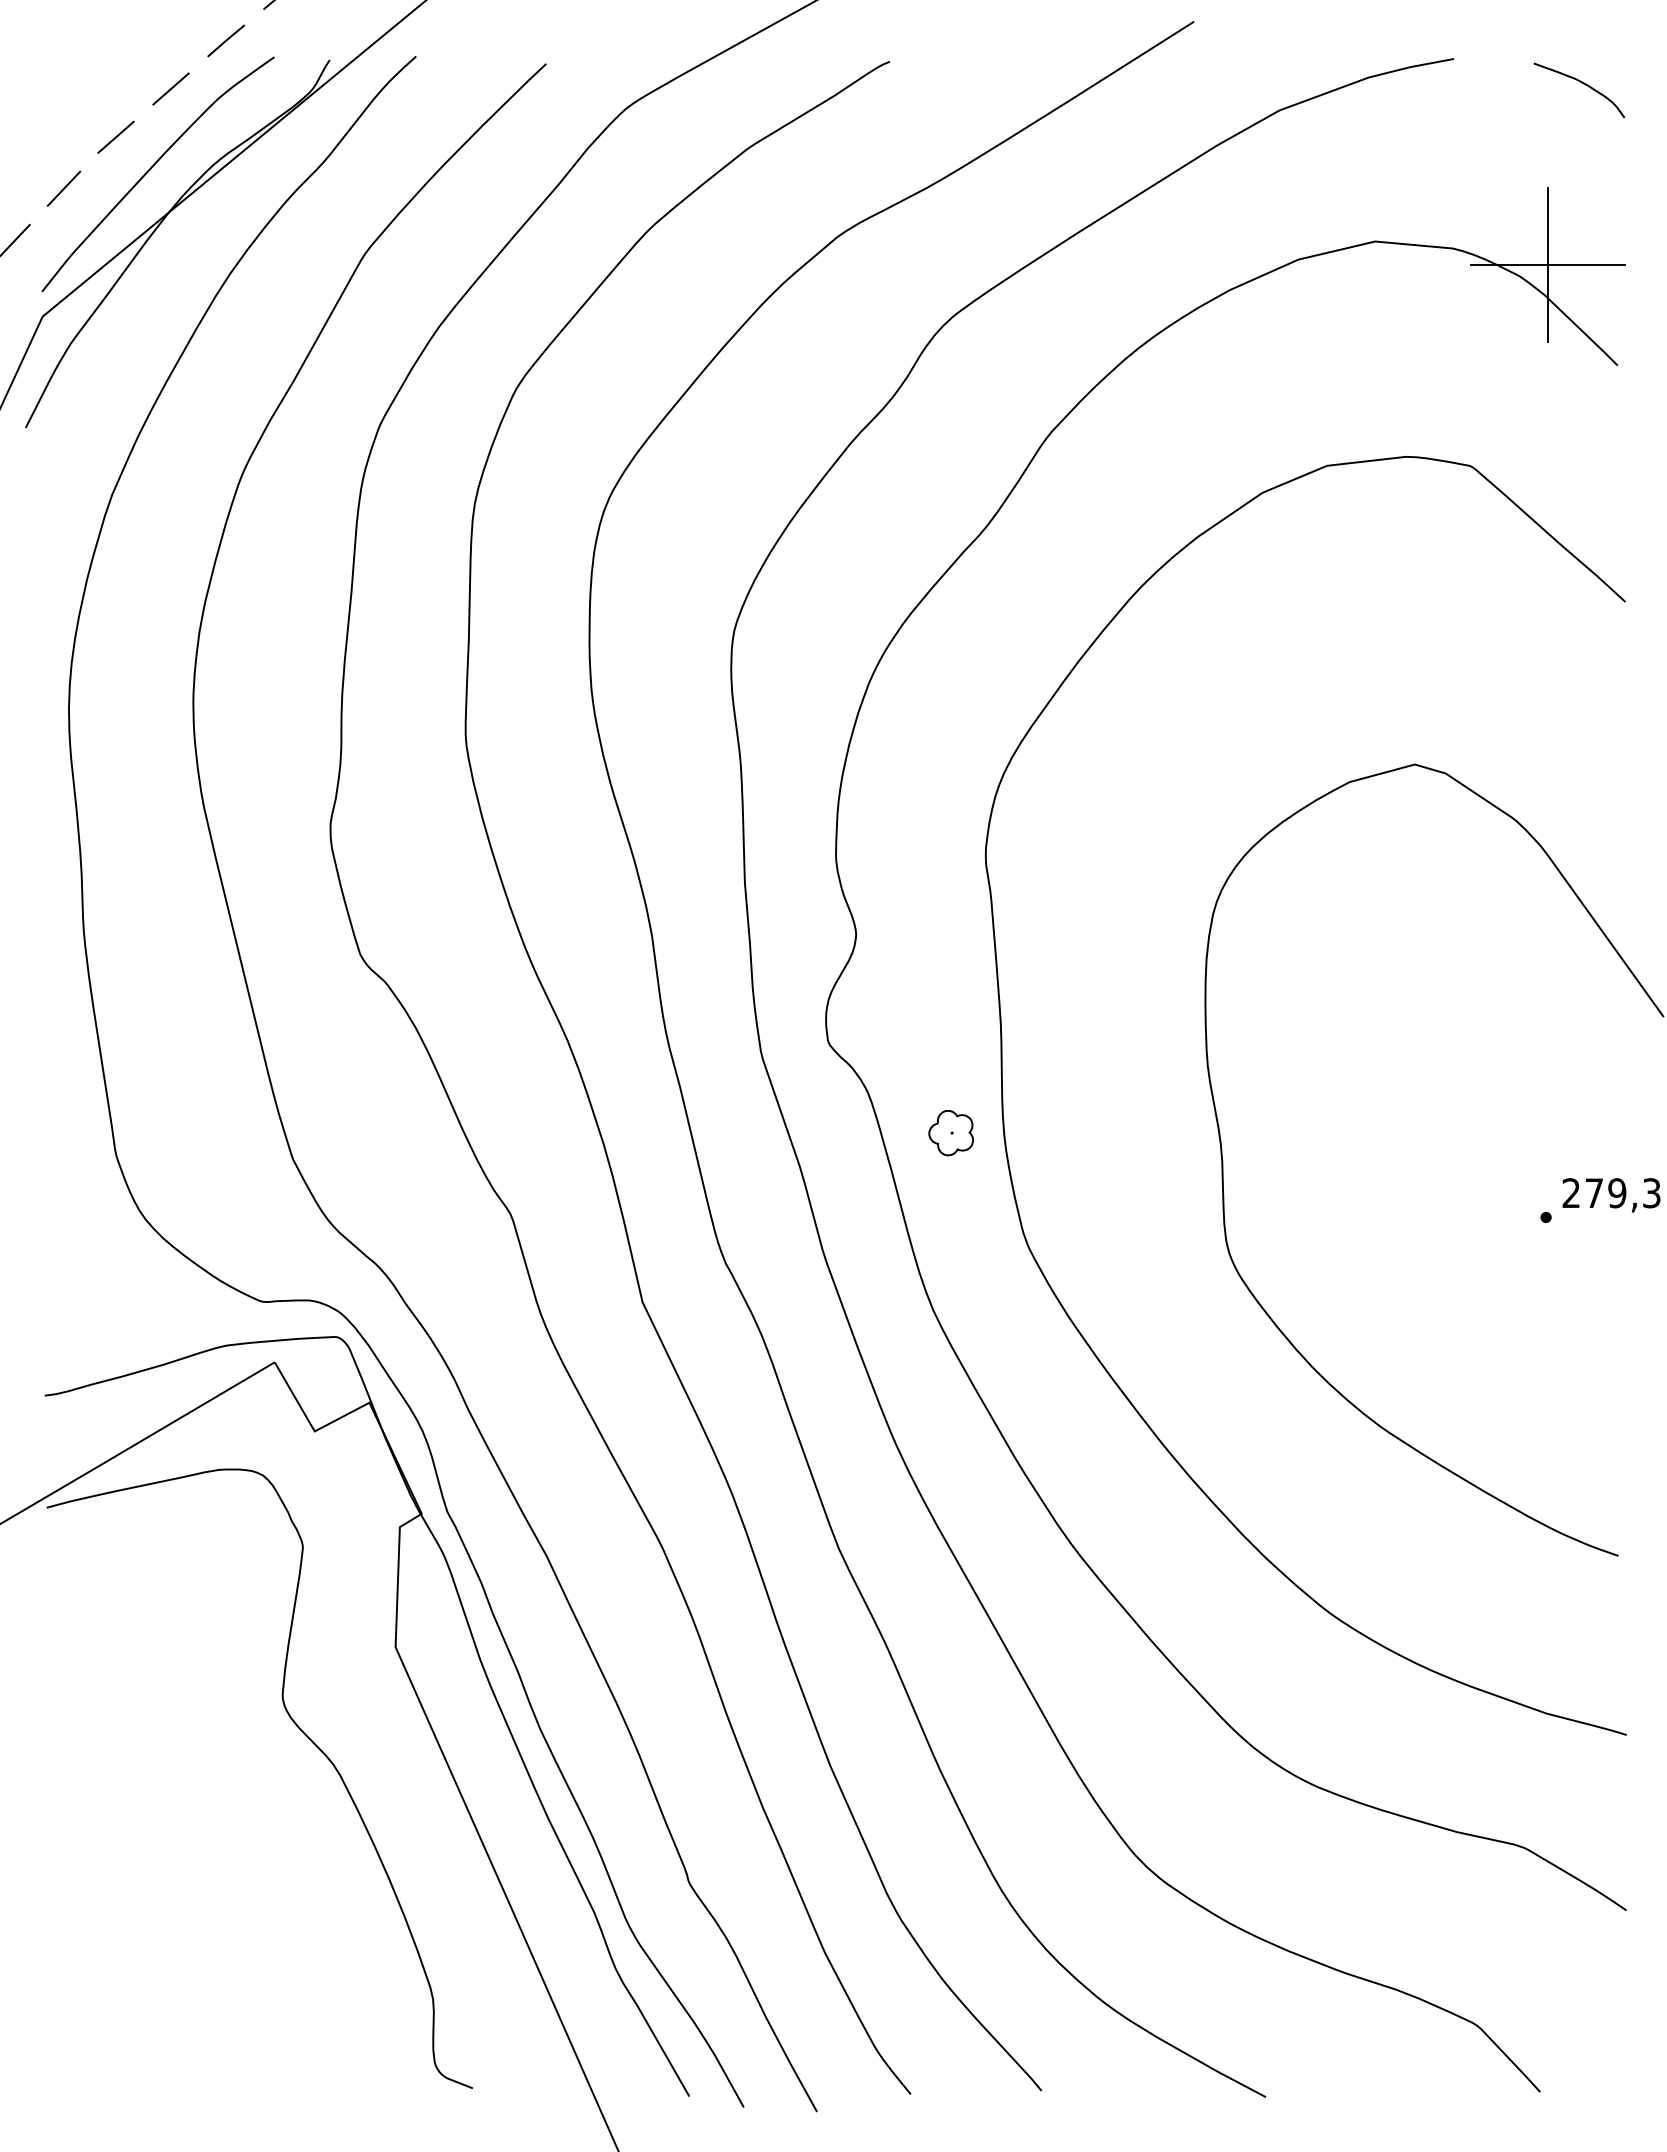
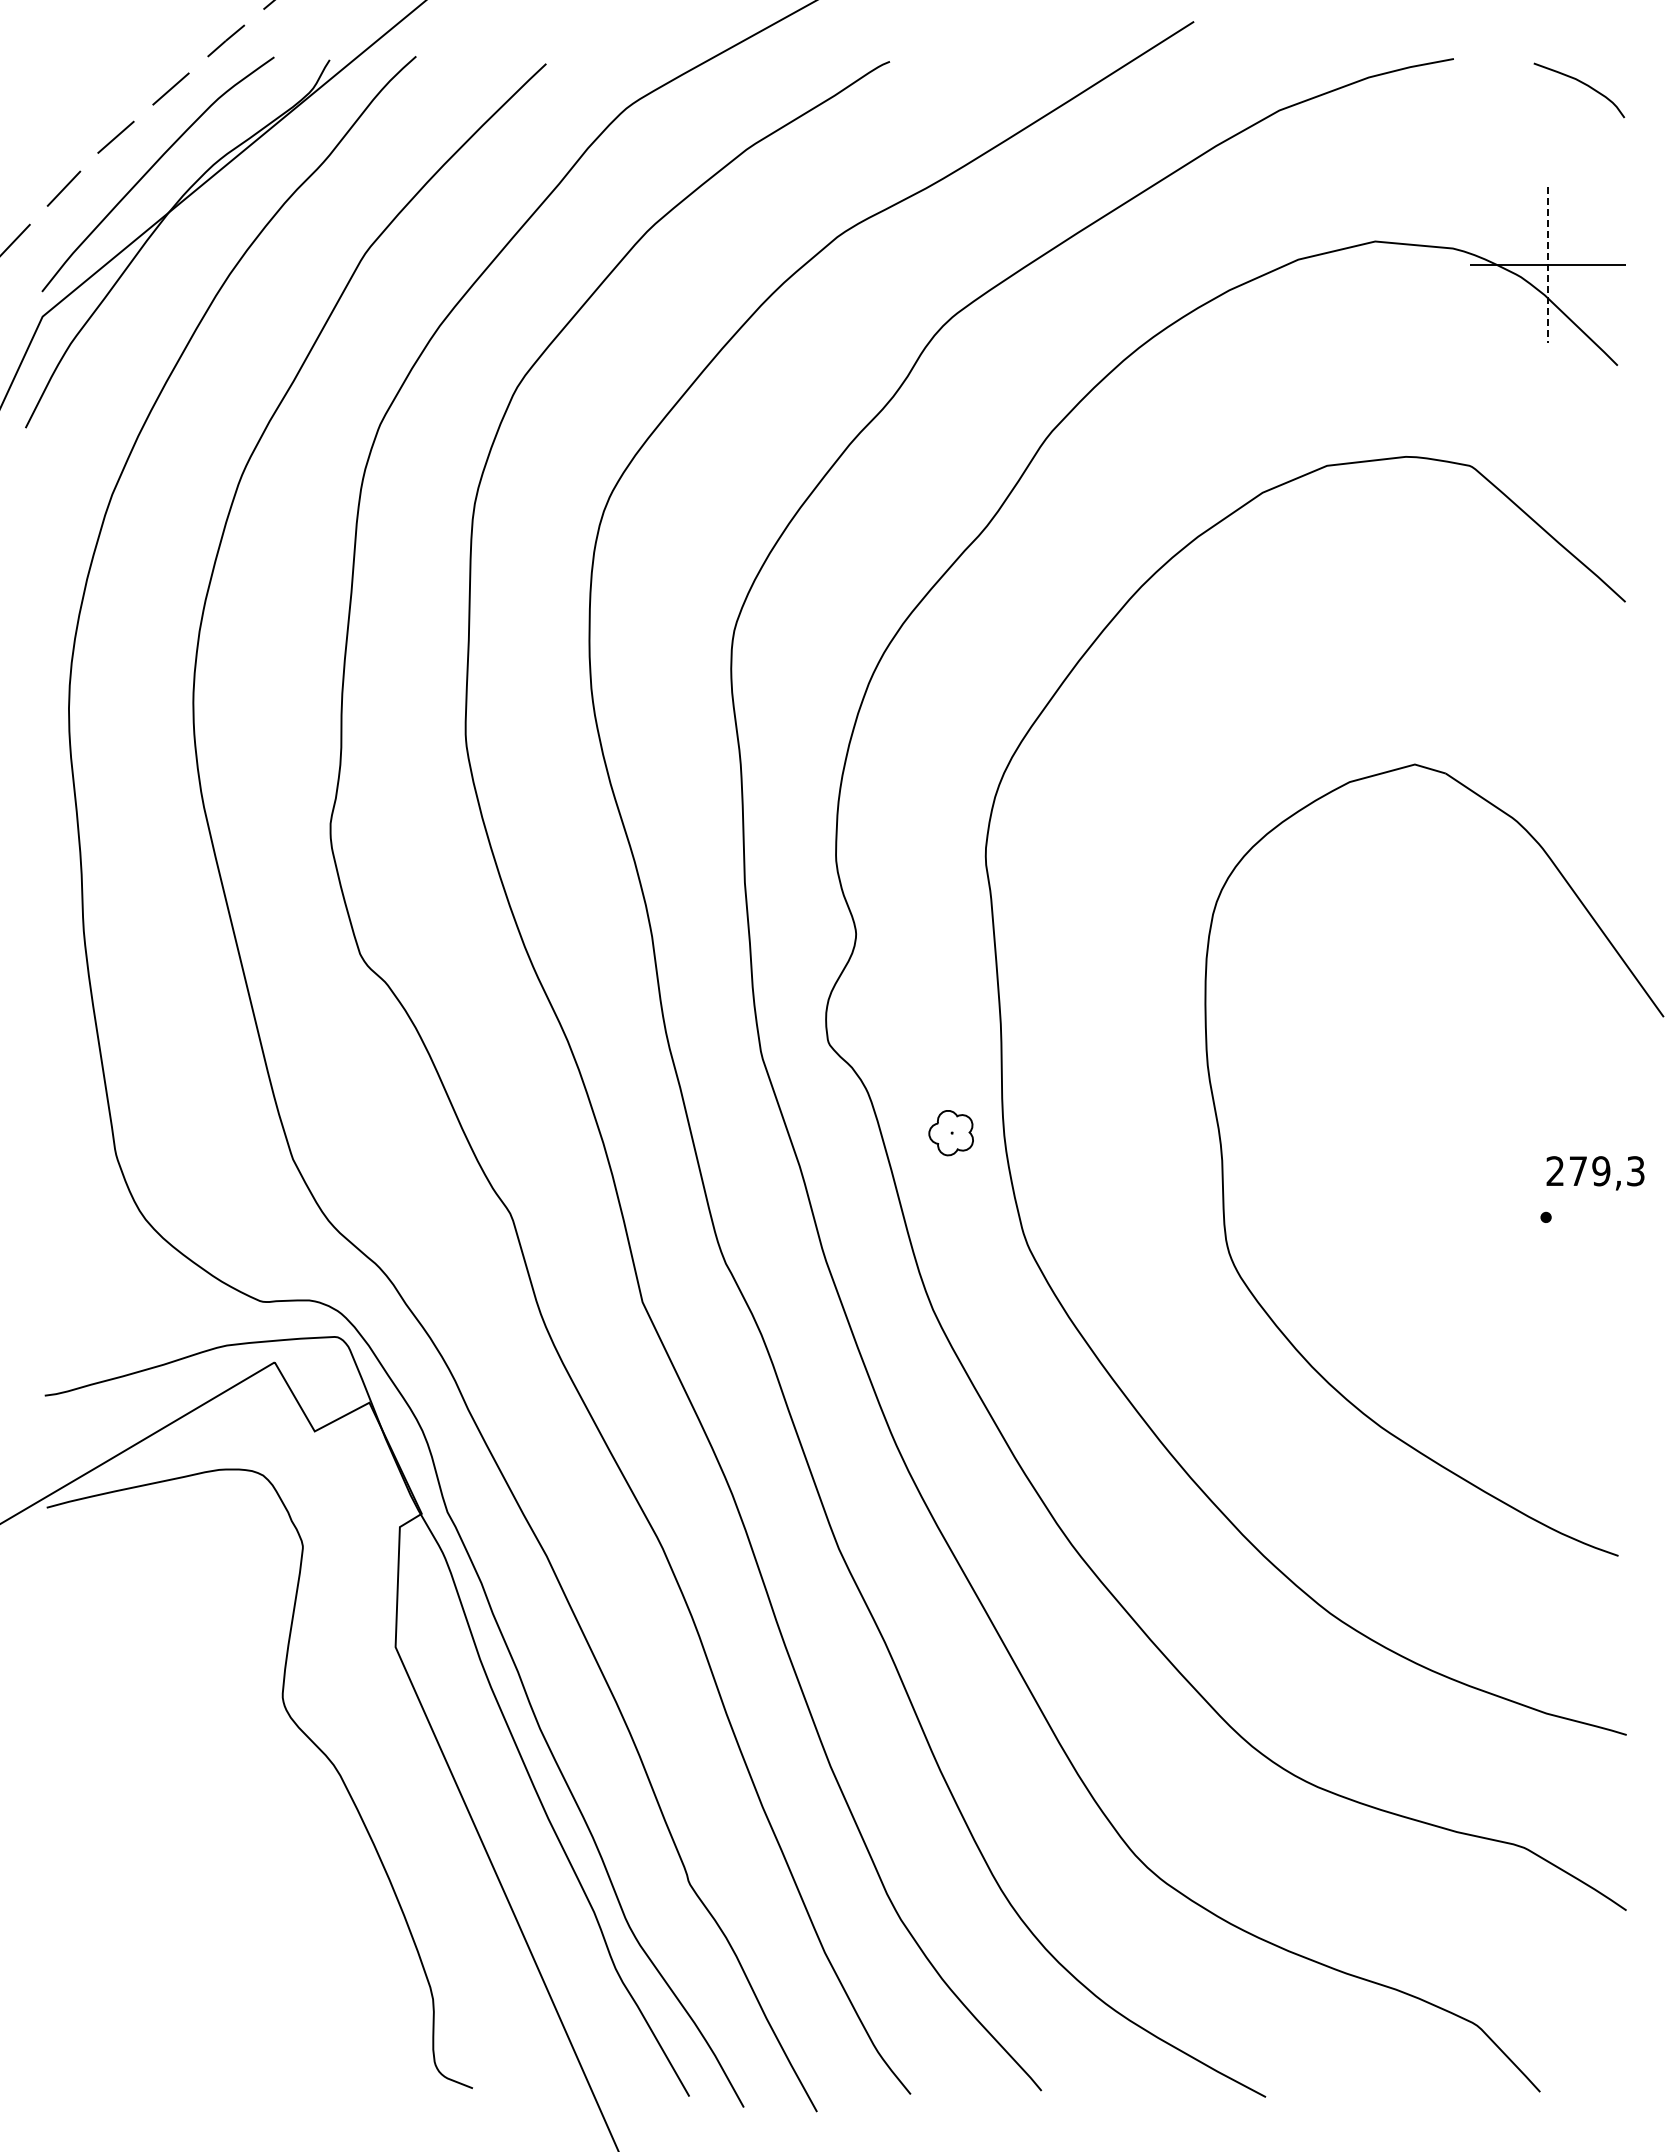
line: solid -> dashed (1547, 265)
text position: (1611, 1195) -> (1595, 1173) (1595, 1173)
